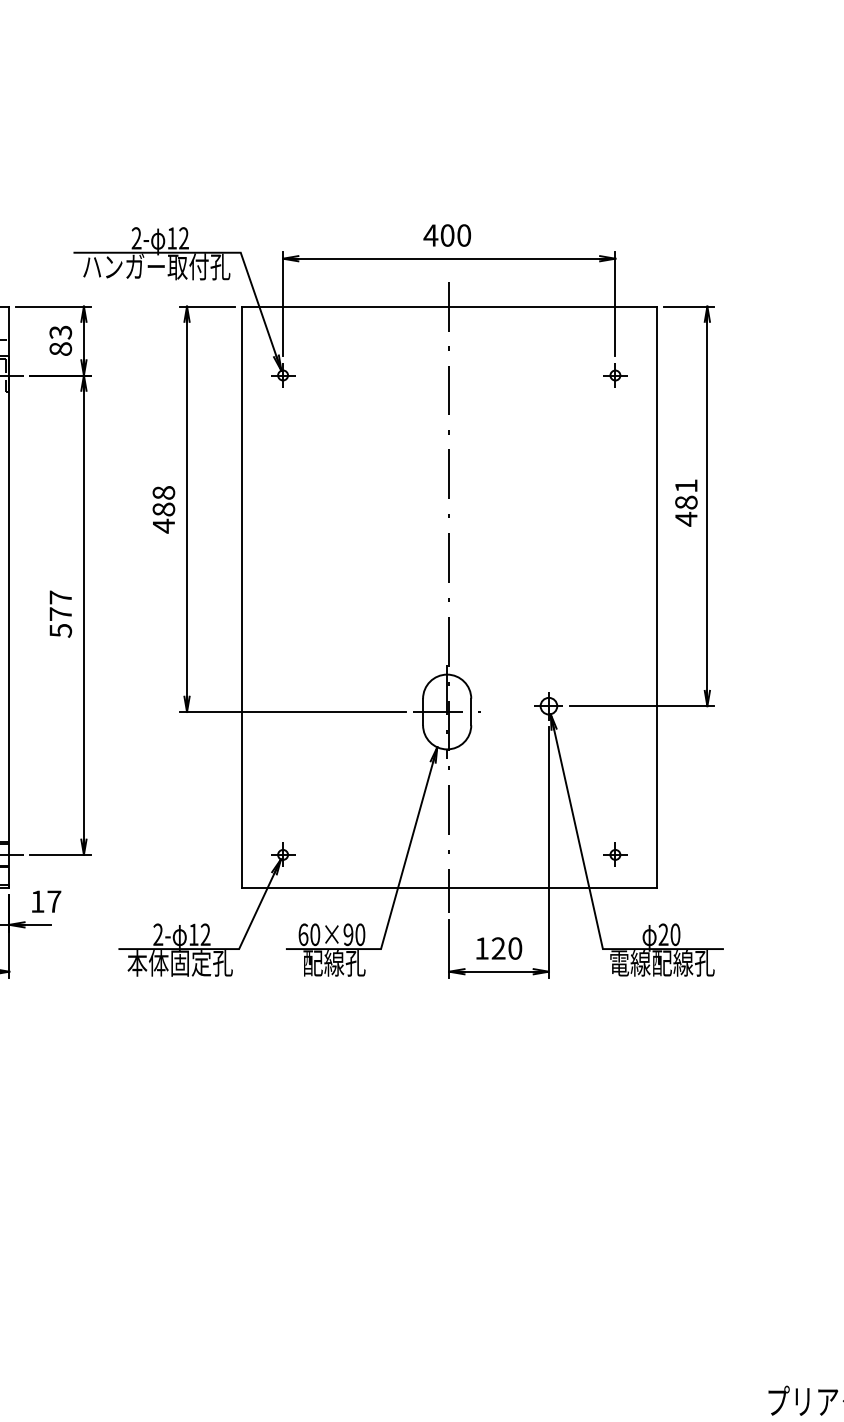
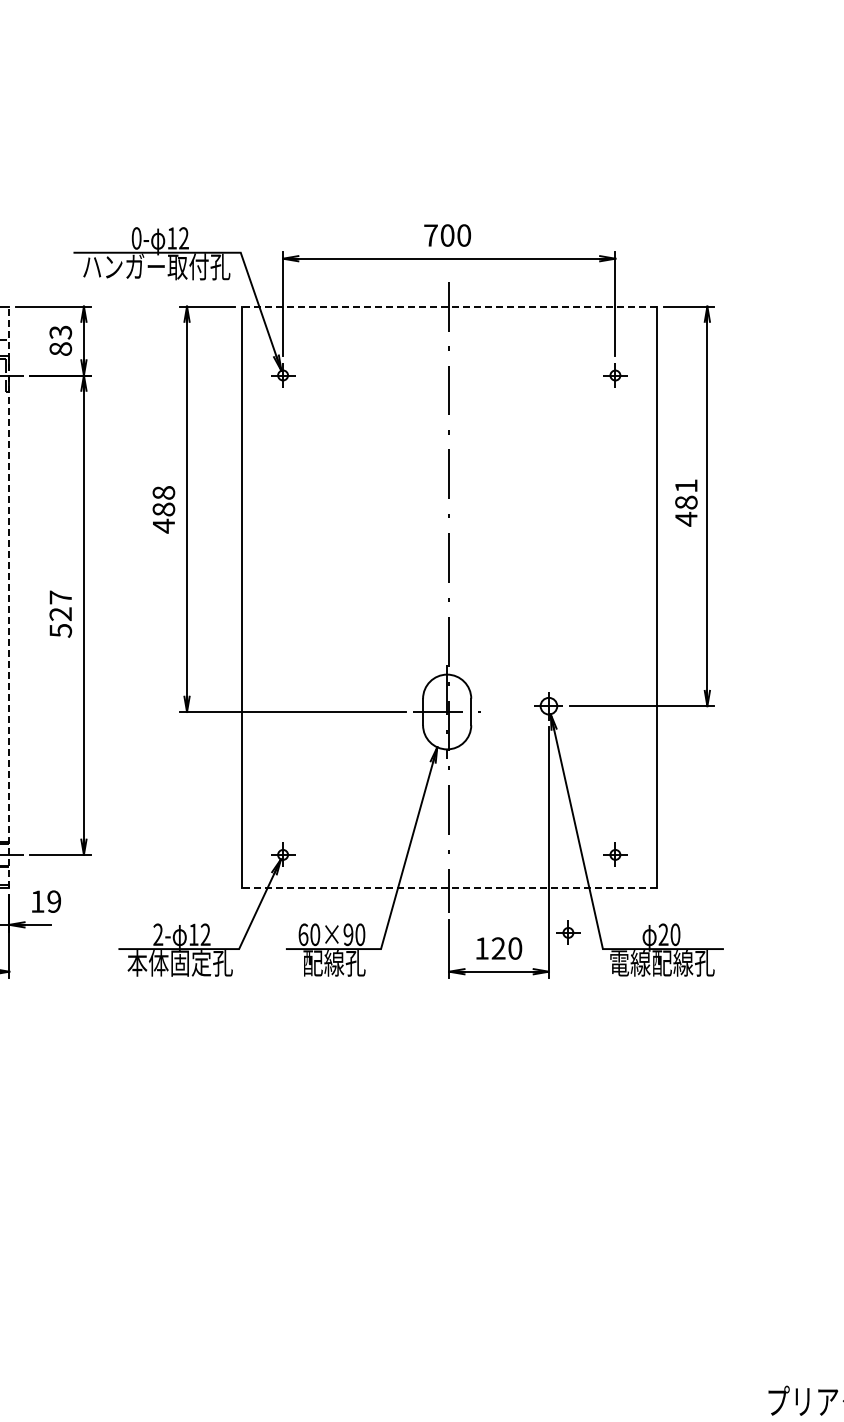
text: 400 -> 700 (430, 235)
text: 2- -> 0- (136, 238)
line: solid -> dashed (449, 306)
line: solid -> dashed (9, 597)
text: 577 -> 527 (60, 614)
line: solid -> dashed (449, 888)
text: 17 -> 19 (54, 901)
part: none -> present (568, 932)
